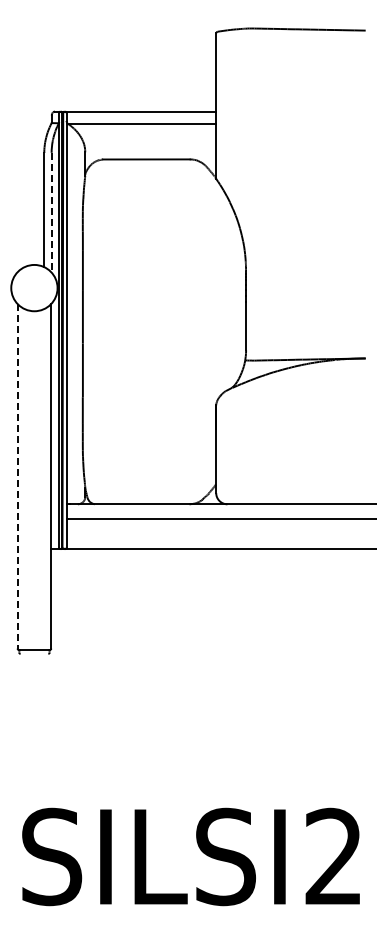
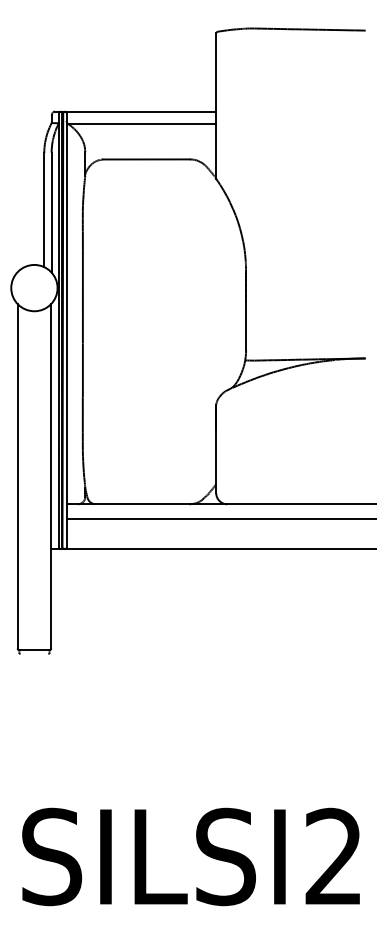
line: dashed -> solid (51, 212)
line: dashed -> solid (17, 476)
